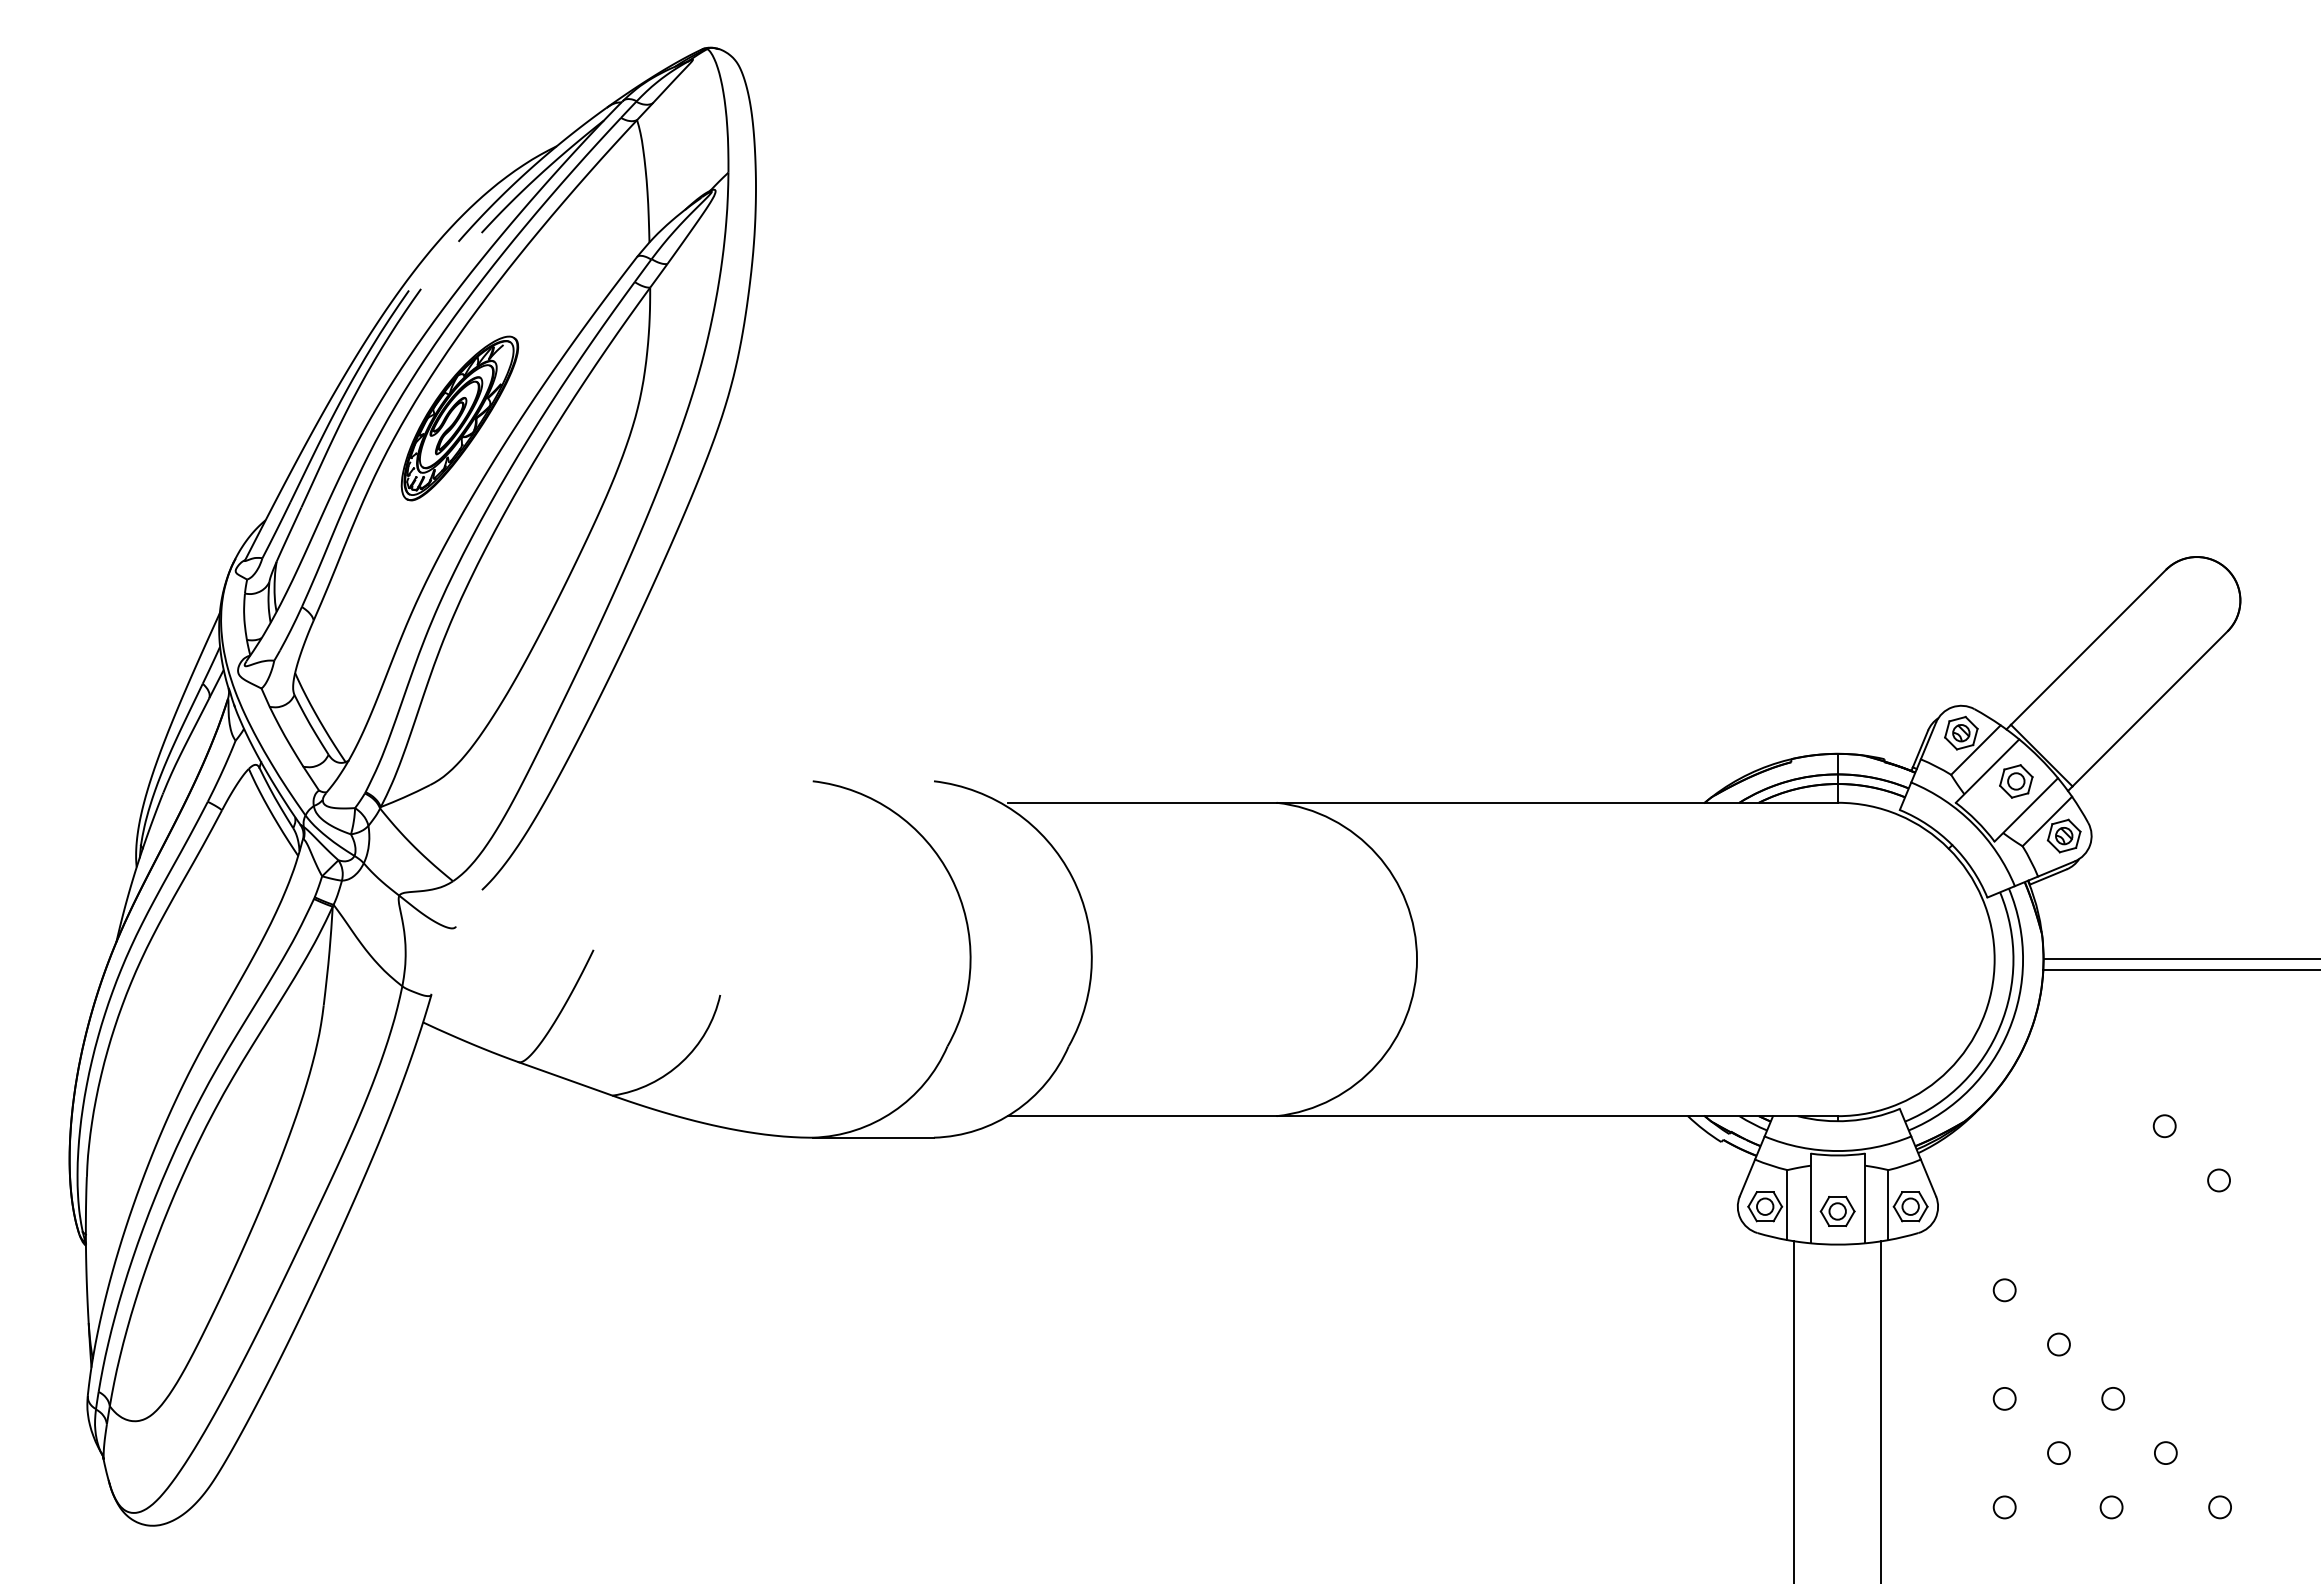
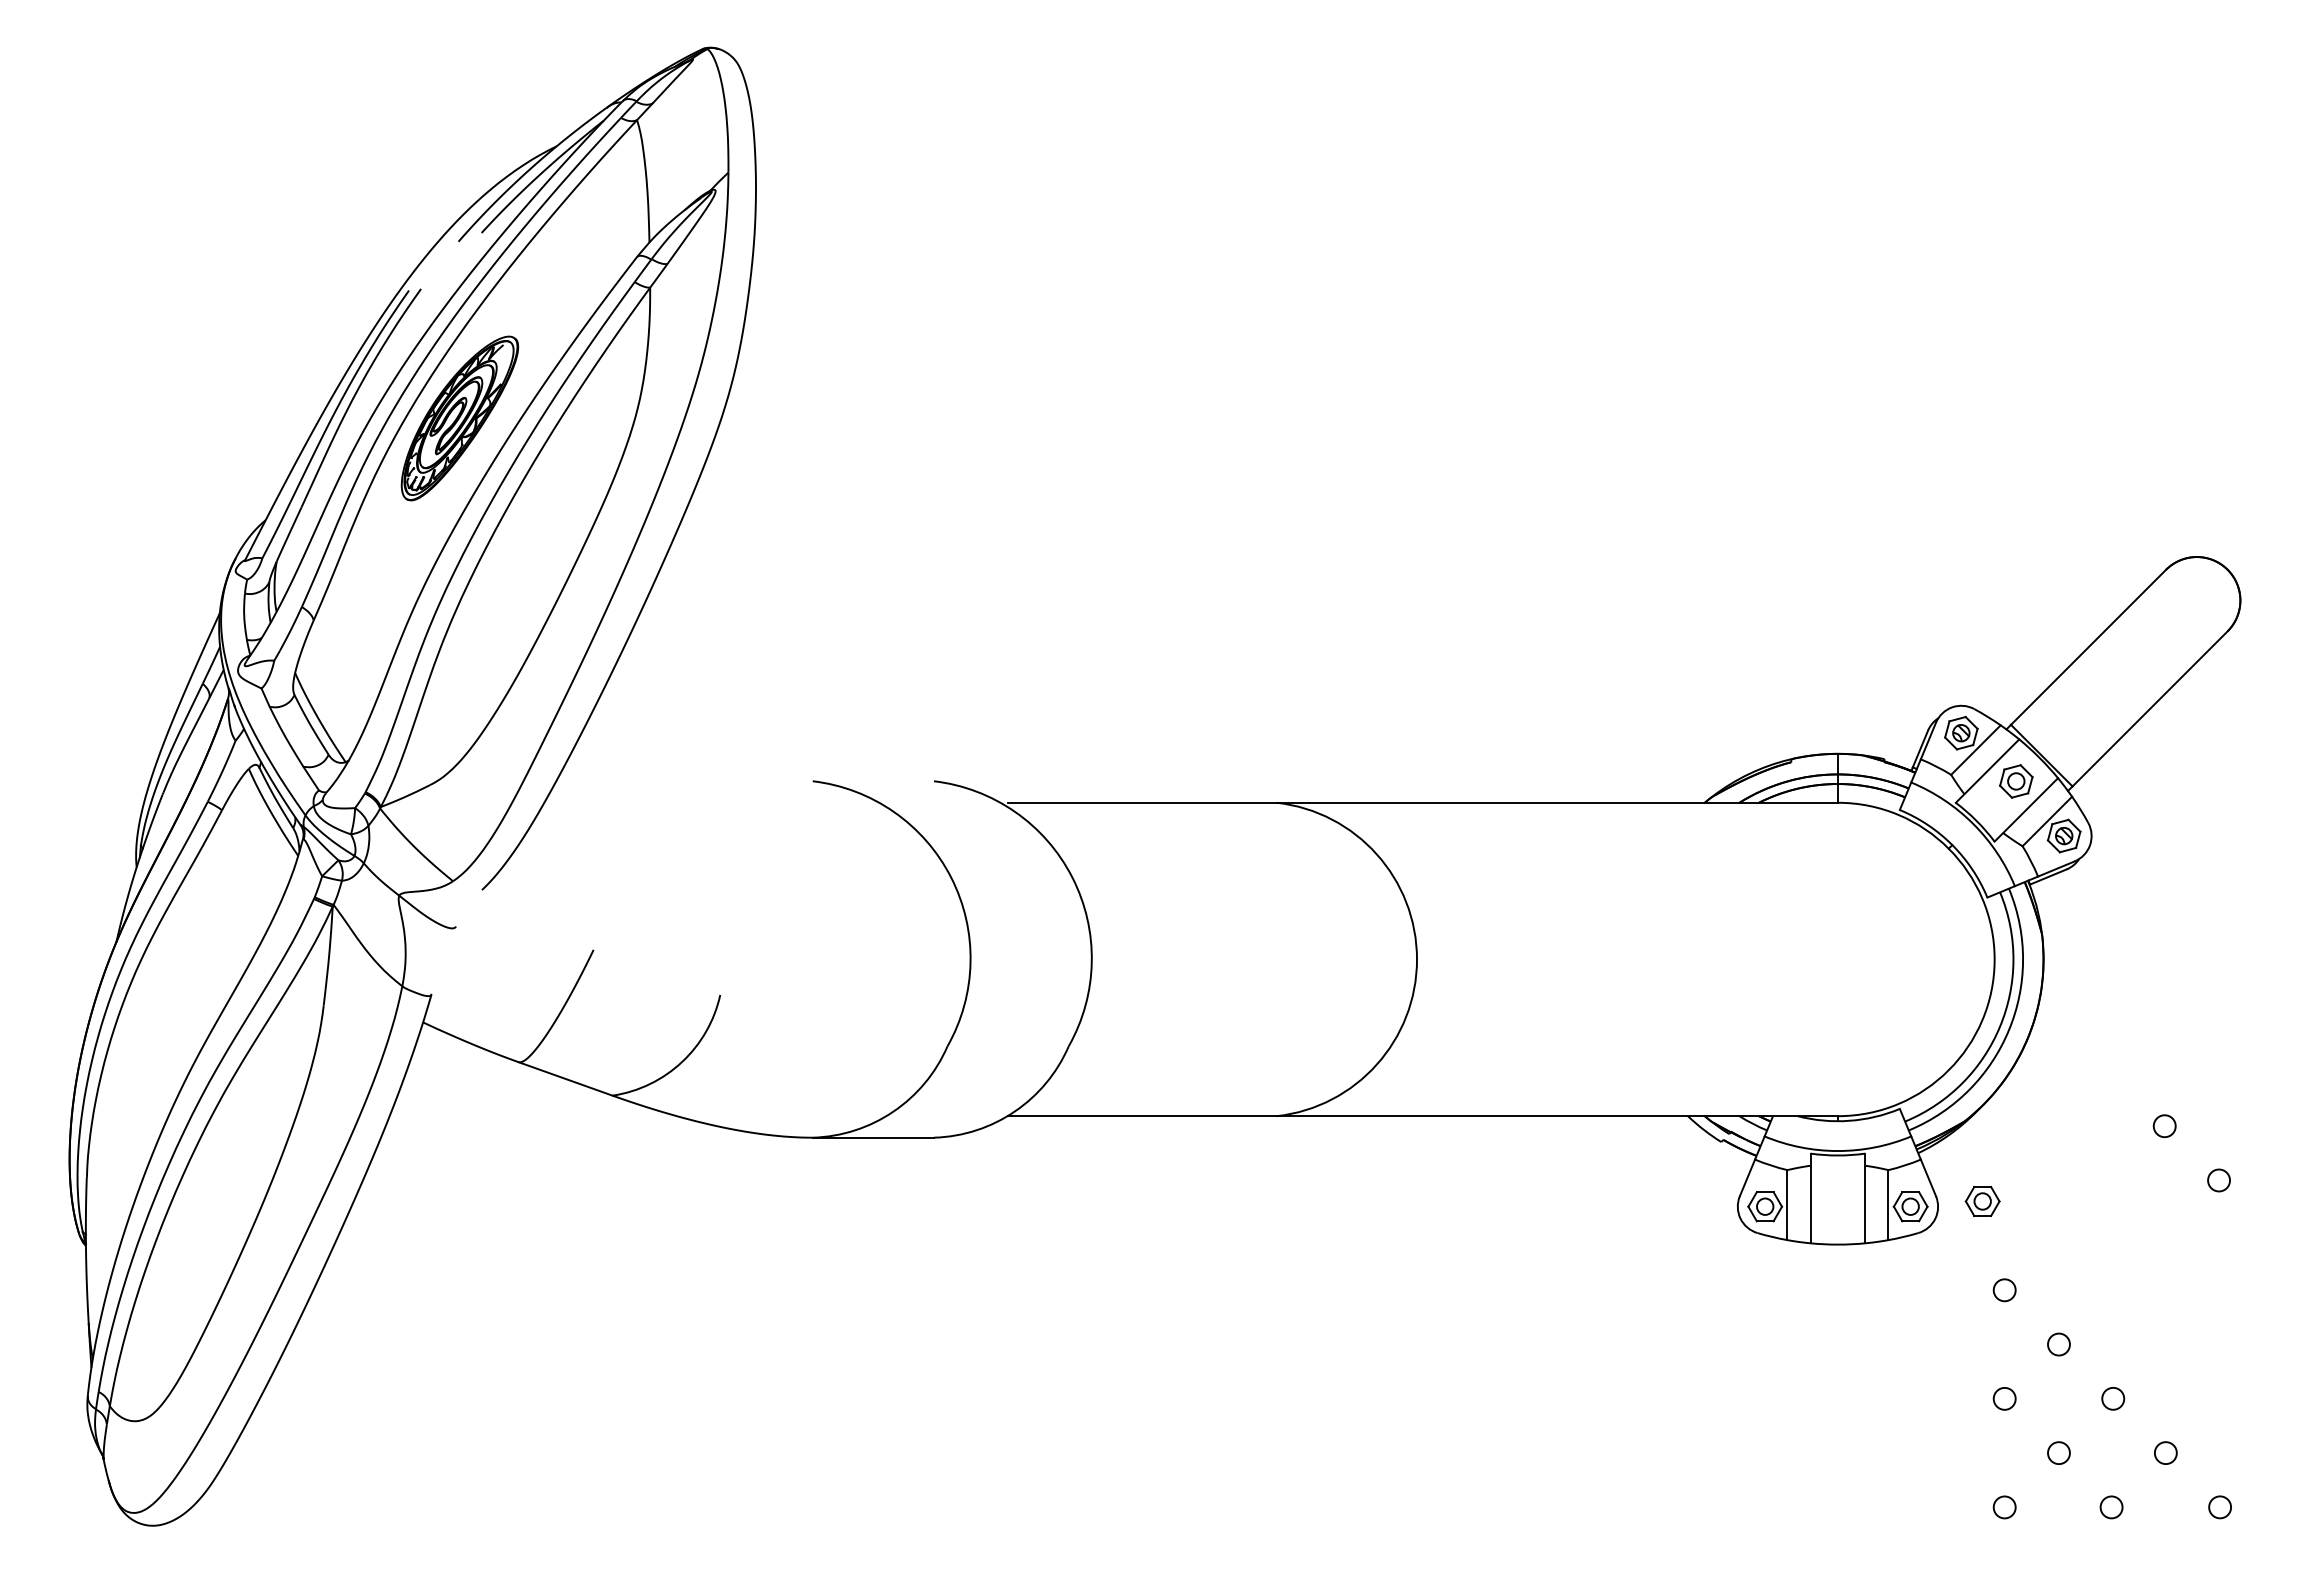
line: present -> none (2180, 959)
line: present -> none (2180, 969)
part position: (1837, 1211) -> (1982, 1201) (1982, 1201)
line: present -> none (1794, 1410)
line: present -> none (1881, 1410)
